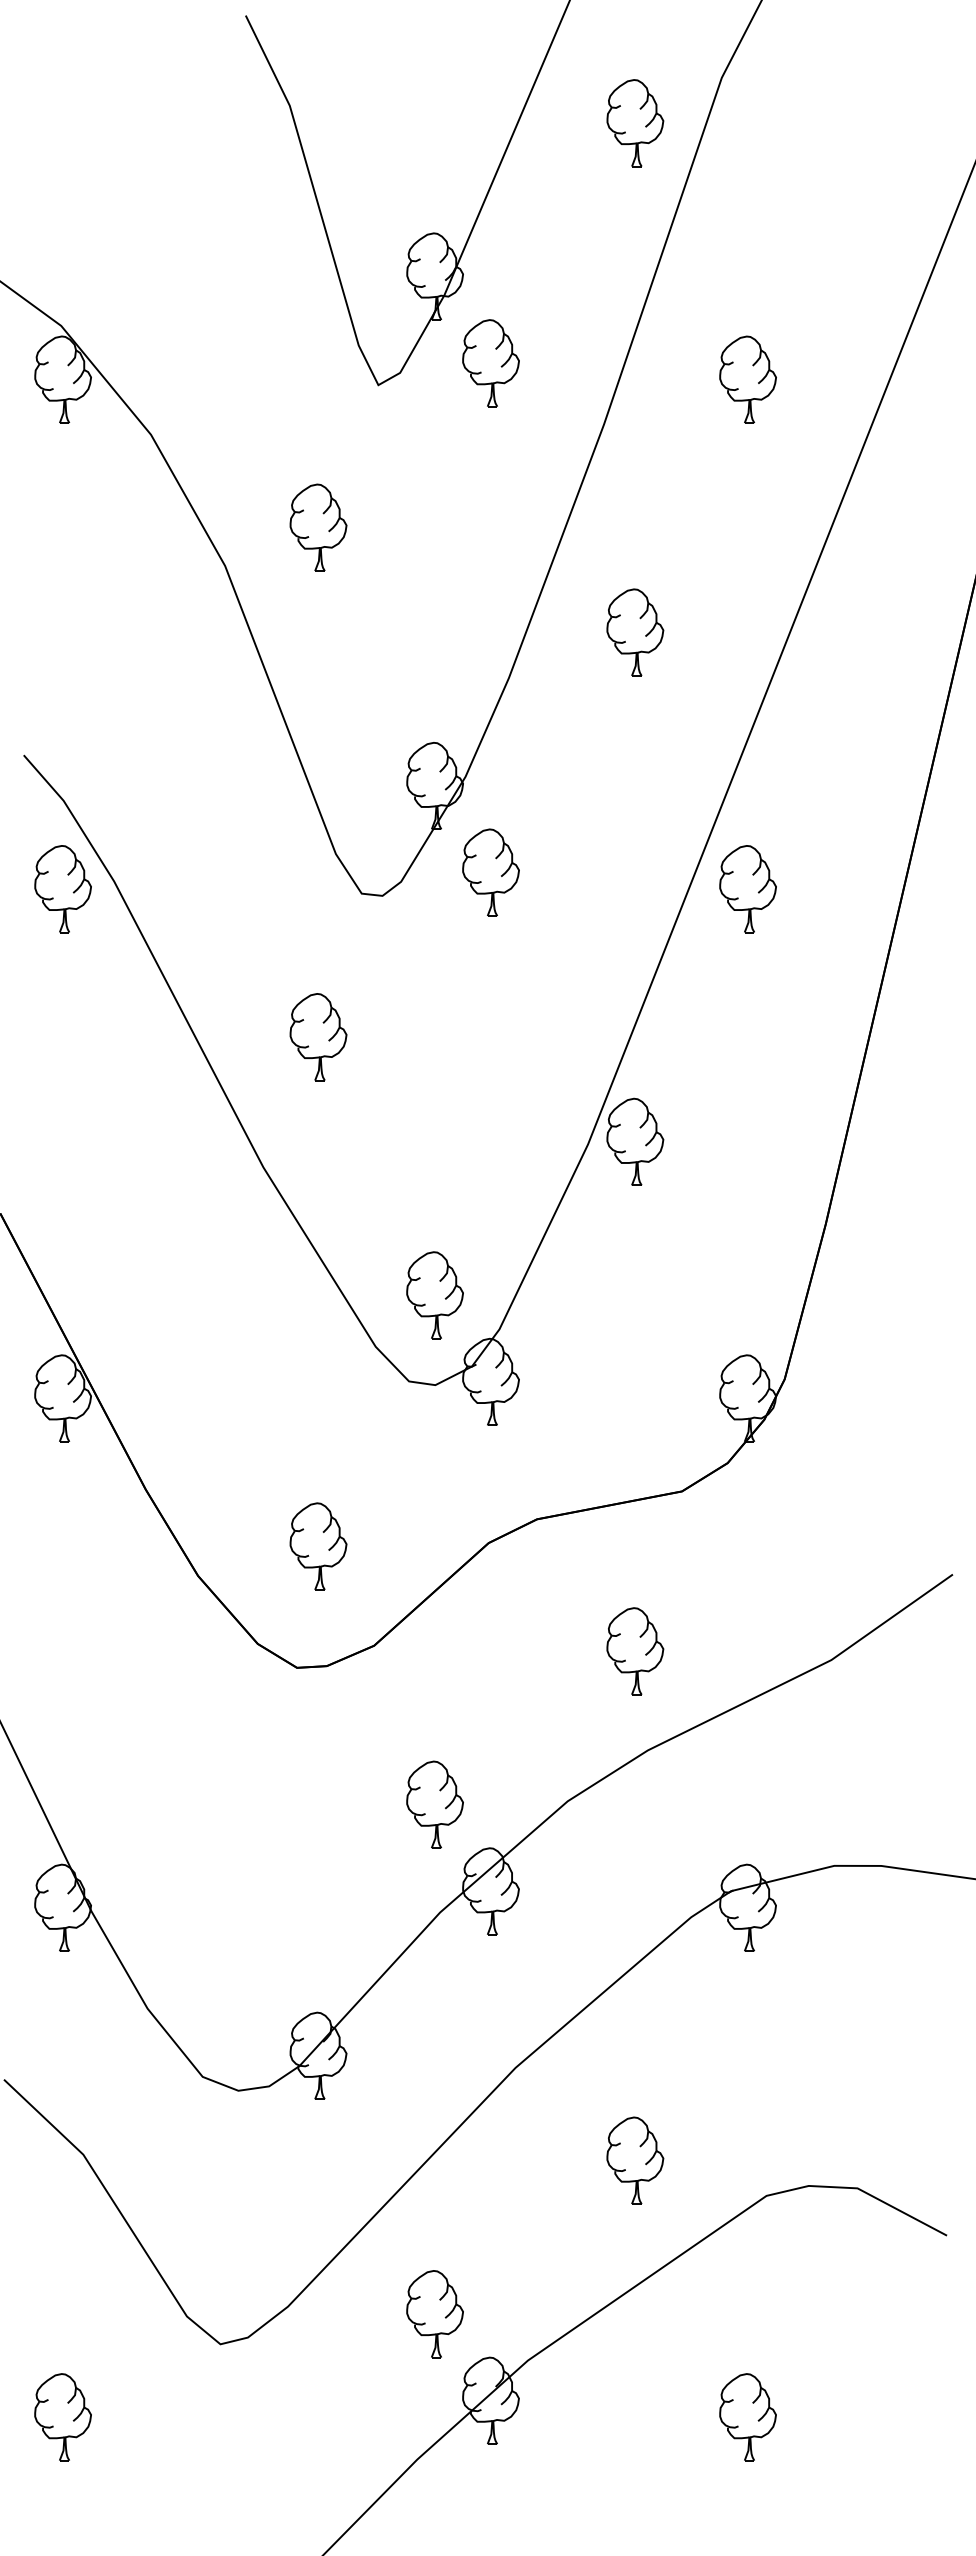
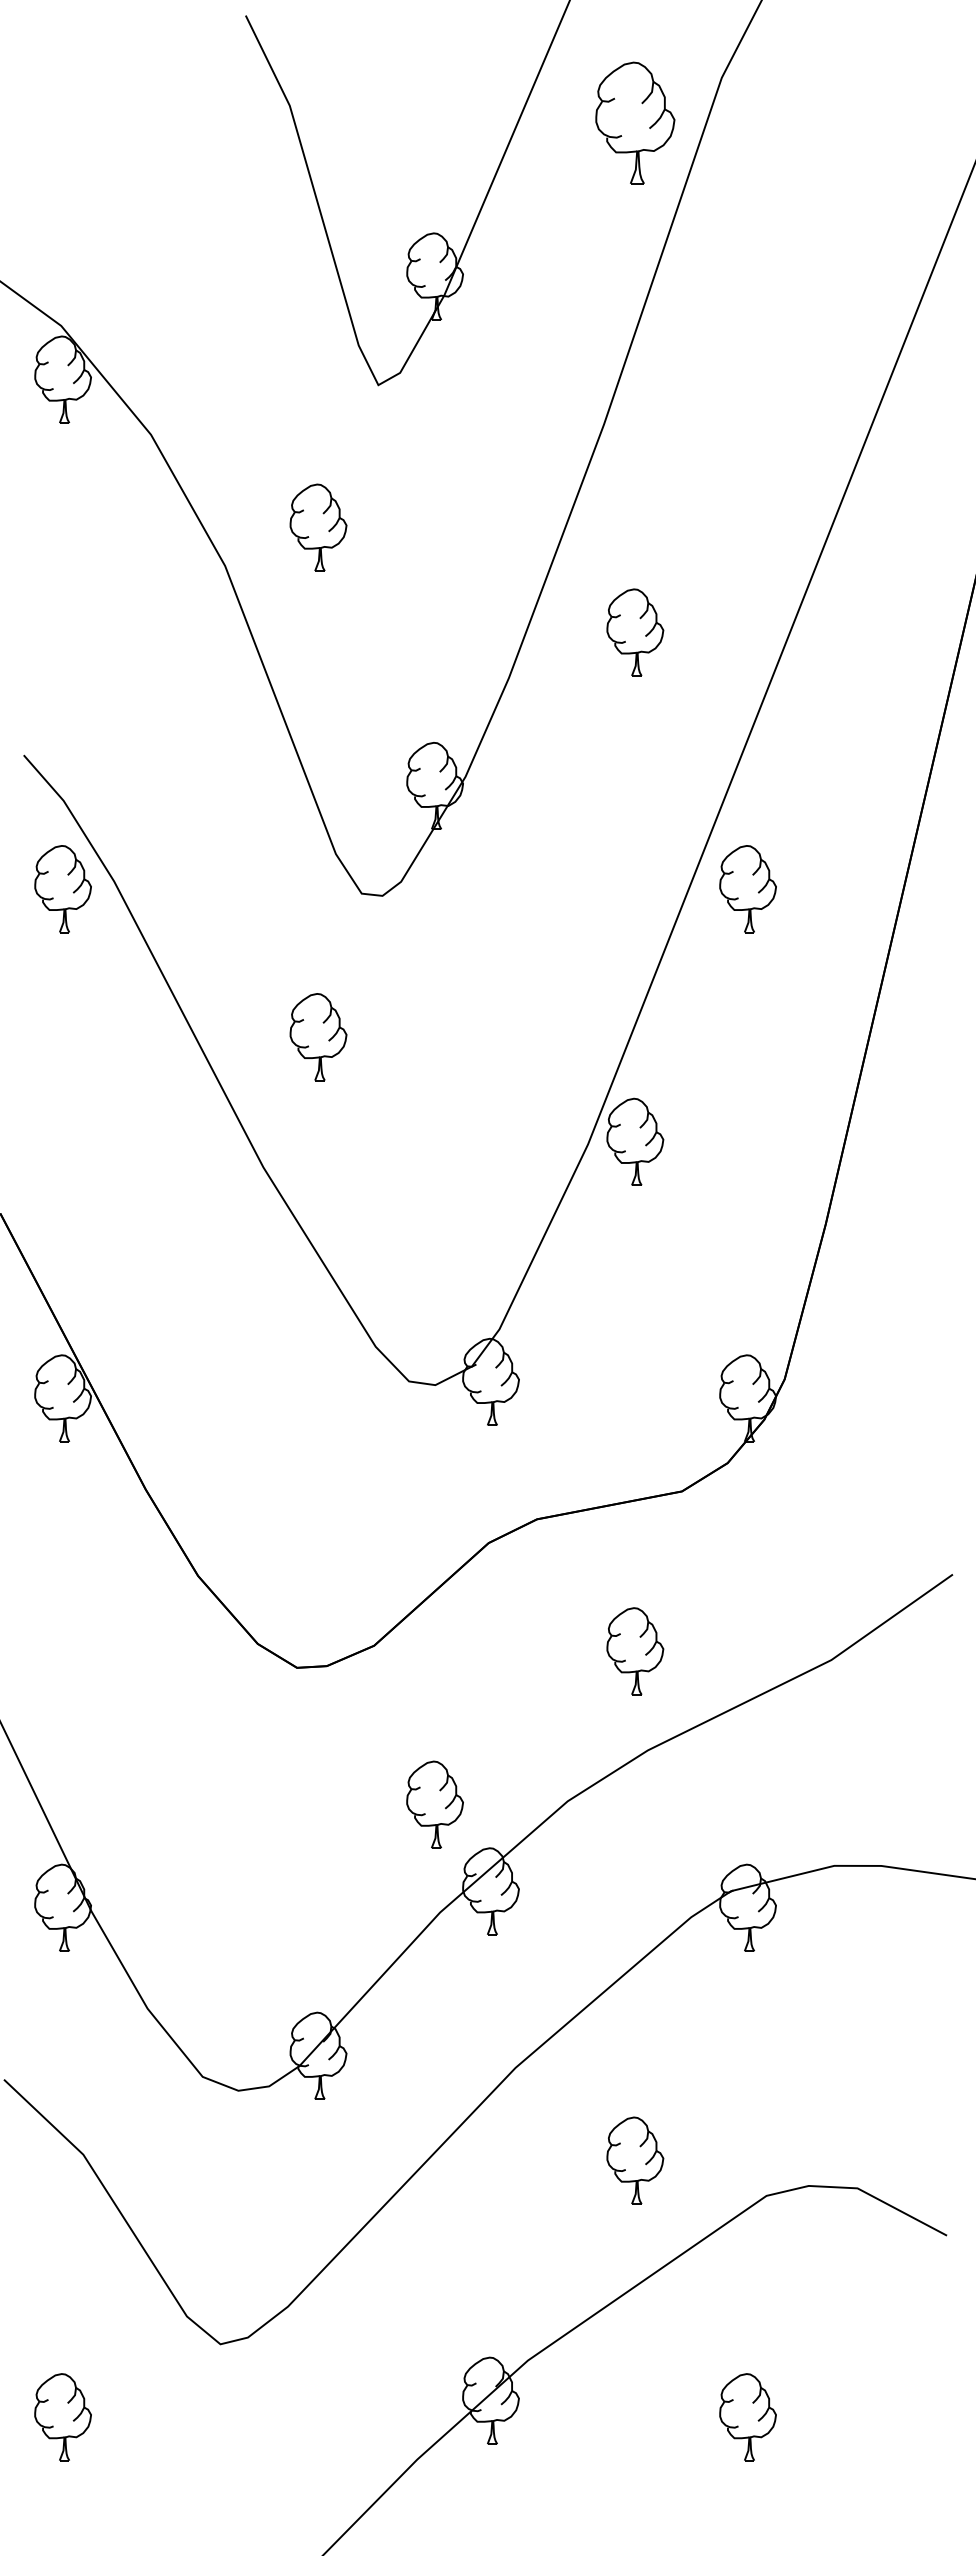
part size: 59x89 px -> 81x124 px (635, 122)
part: present -> none (490, 363)
part: present -> none (747, 379)
part: present -> none (490, 872)
part: present -> none (434, 1295)
part: present -> none (318, 1546)
part: present -> none (434, 2314)
